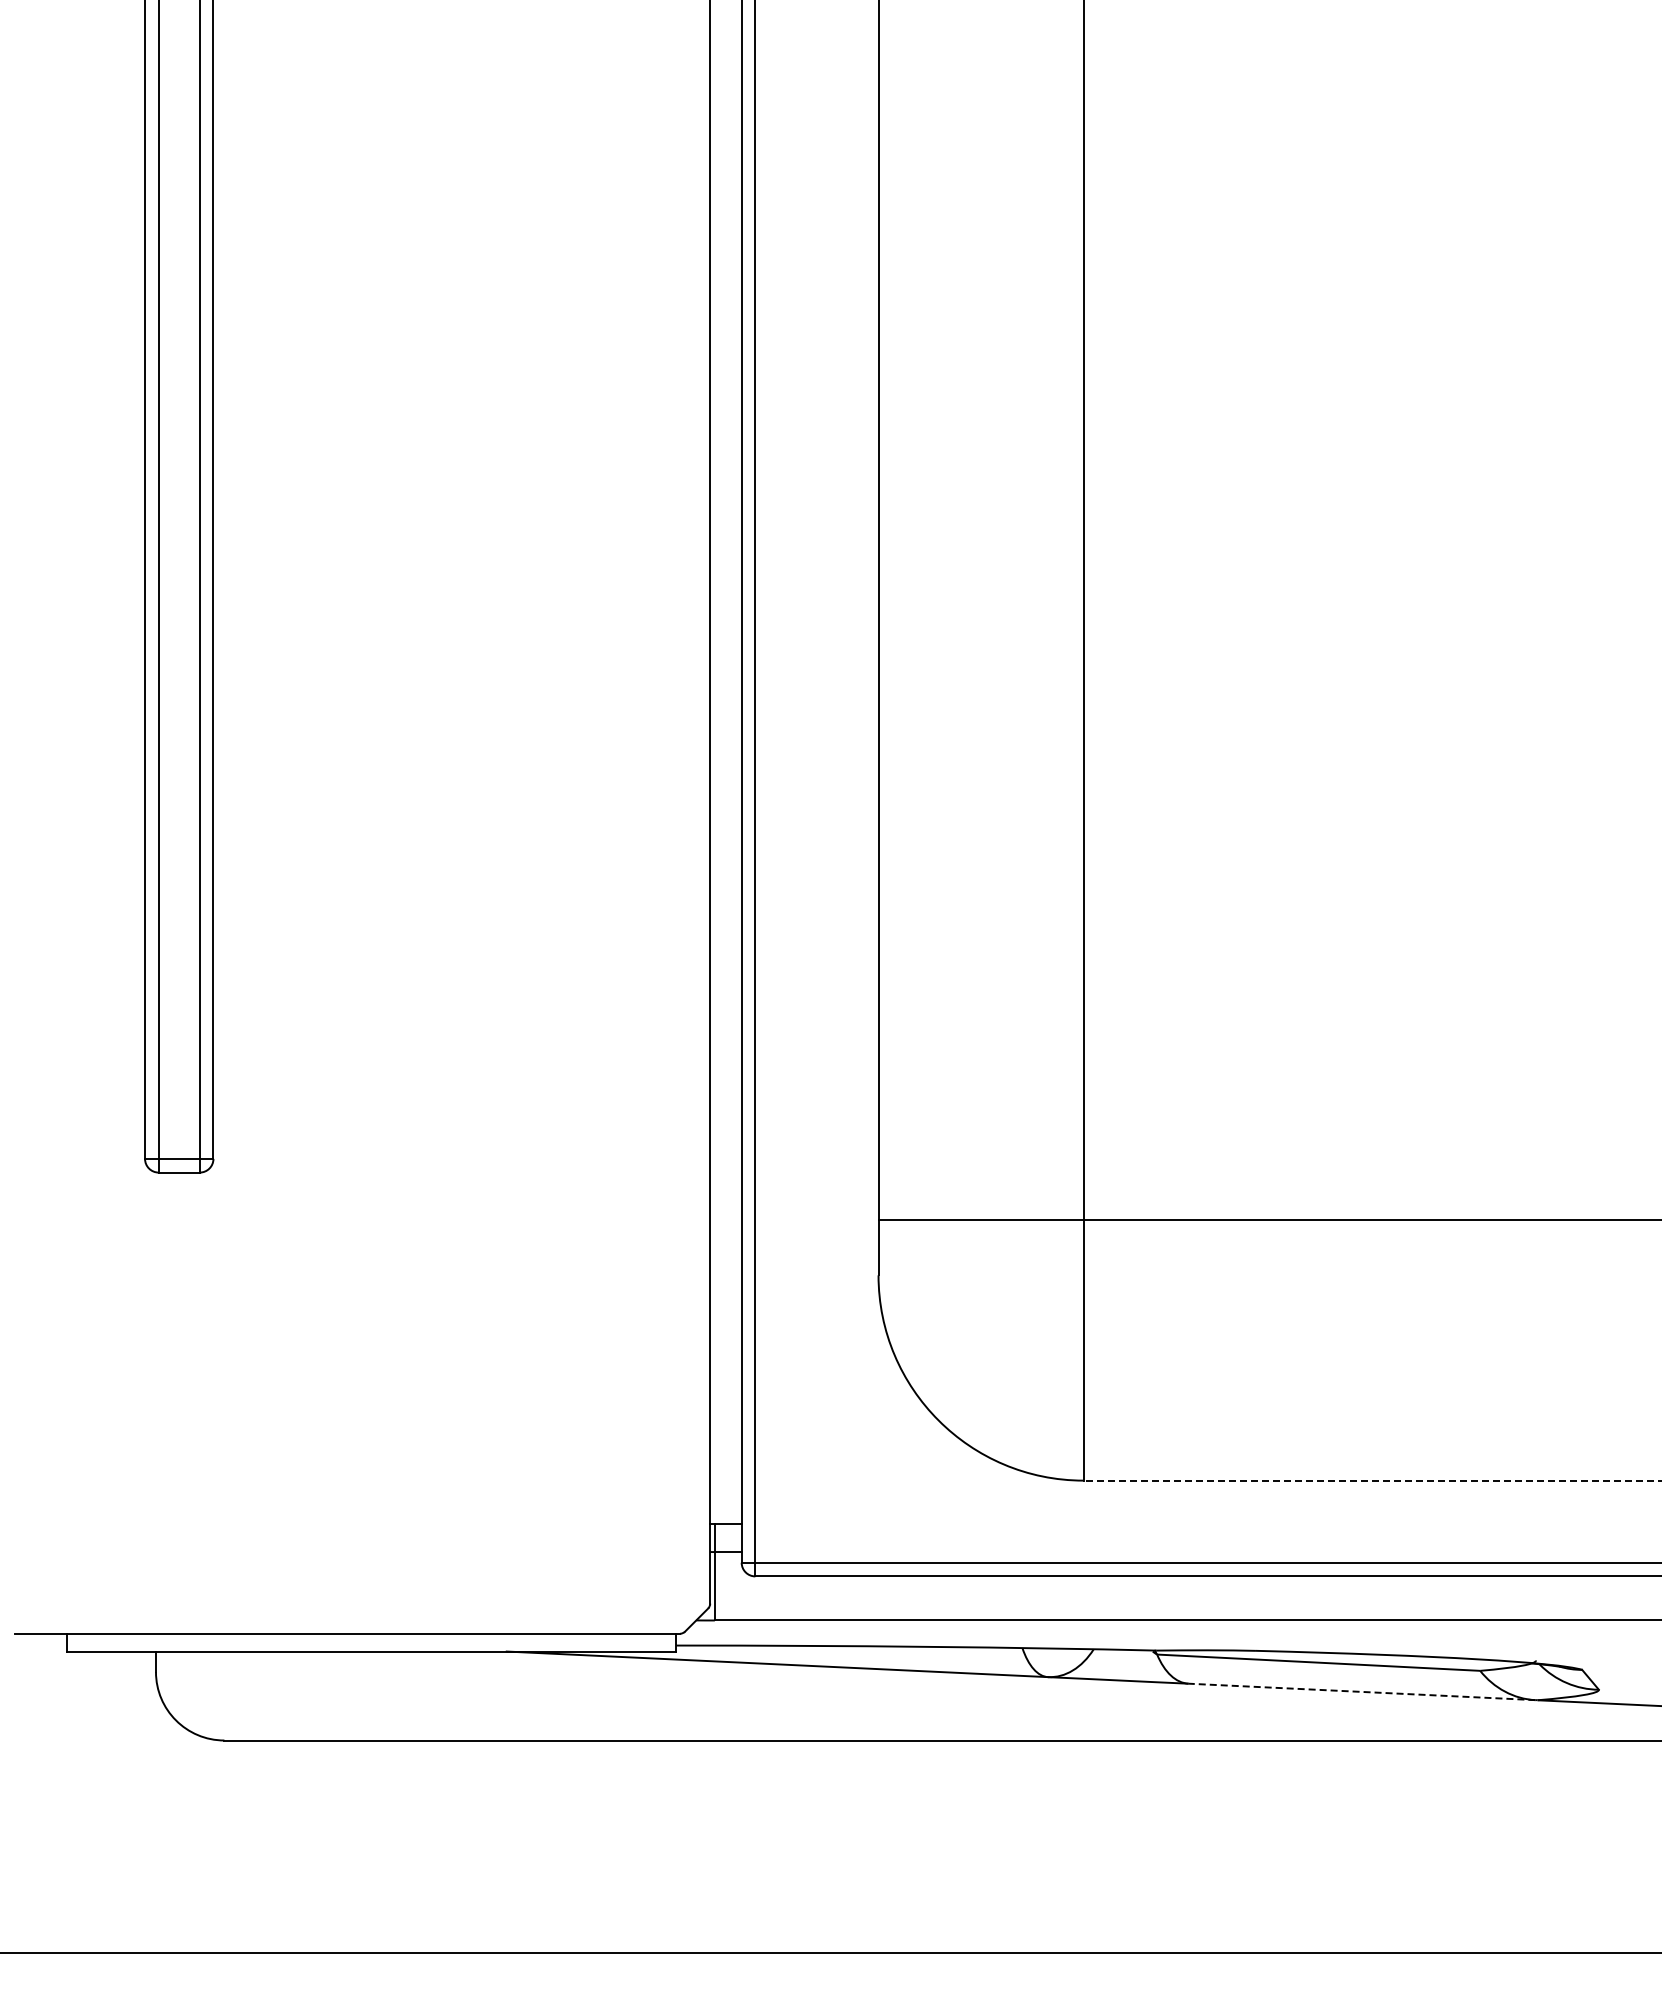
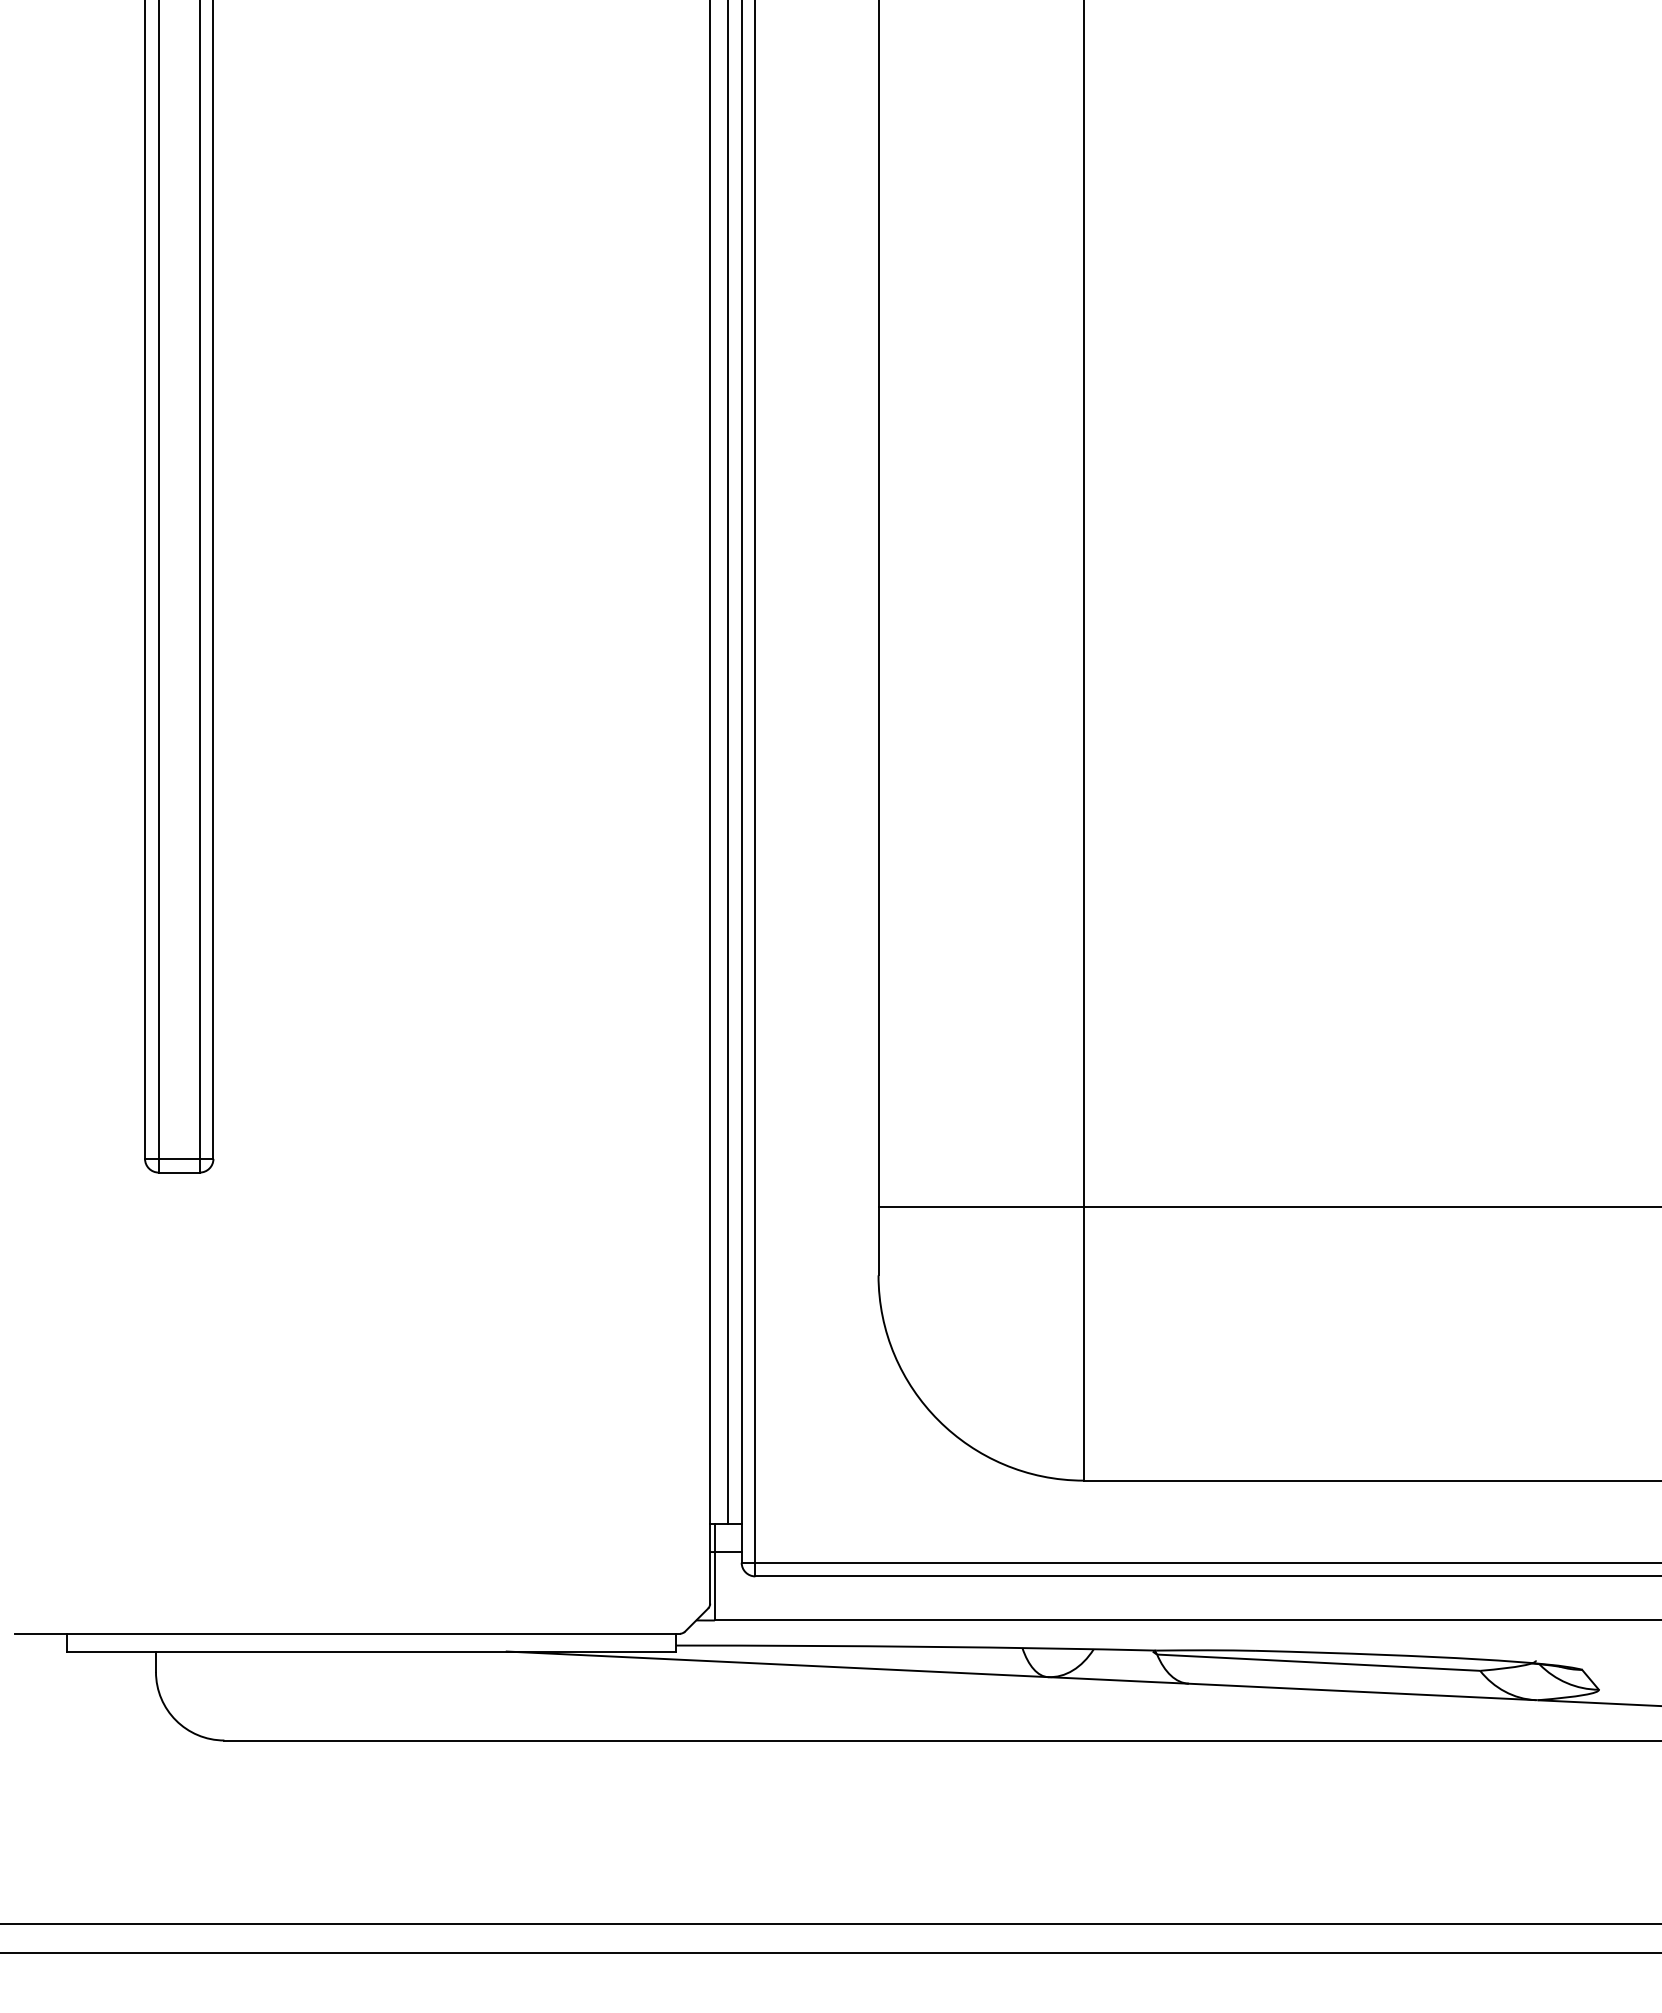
line: none -> present (728, 763)
line position: (1268, 1219) -> (1268, 1206) (1268, 1206)
line: dashed -> solid (1372, 1480)
line: dashed -> solid (1361, 1691)
line: none -> present (830, 1923)
